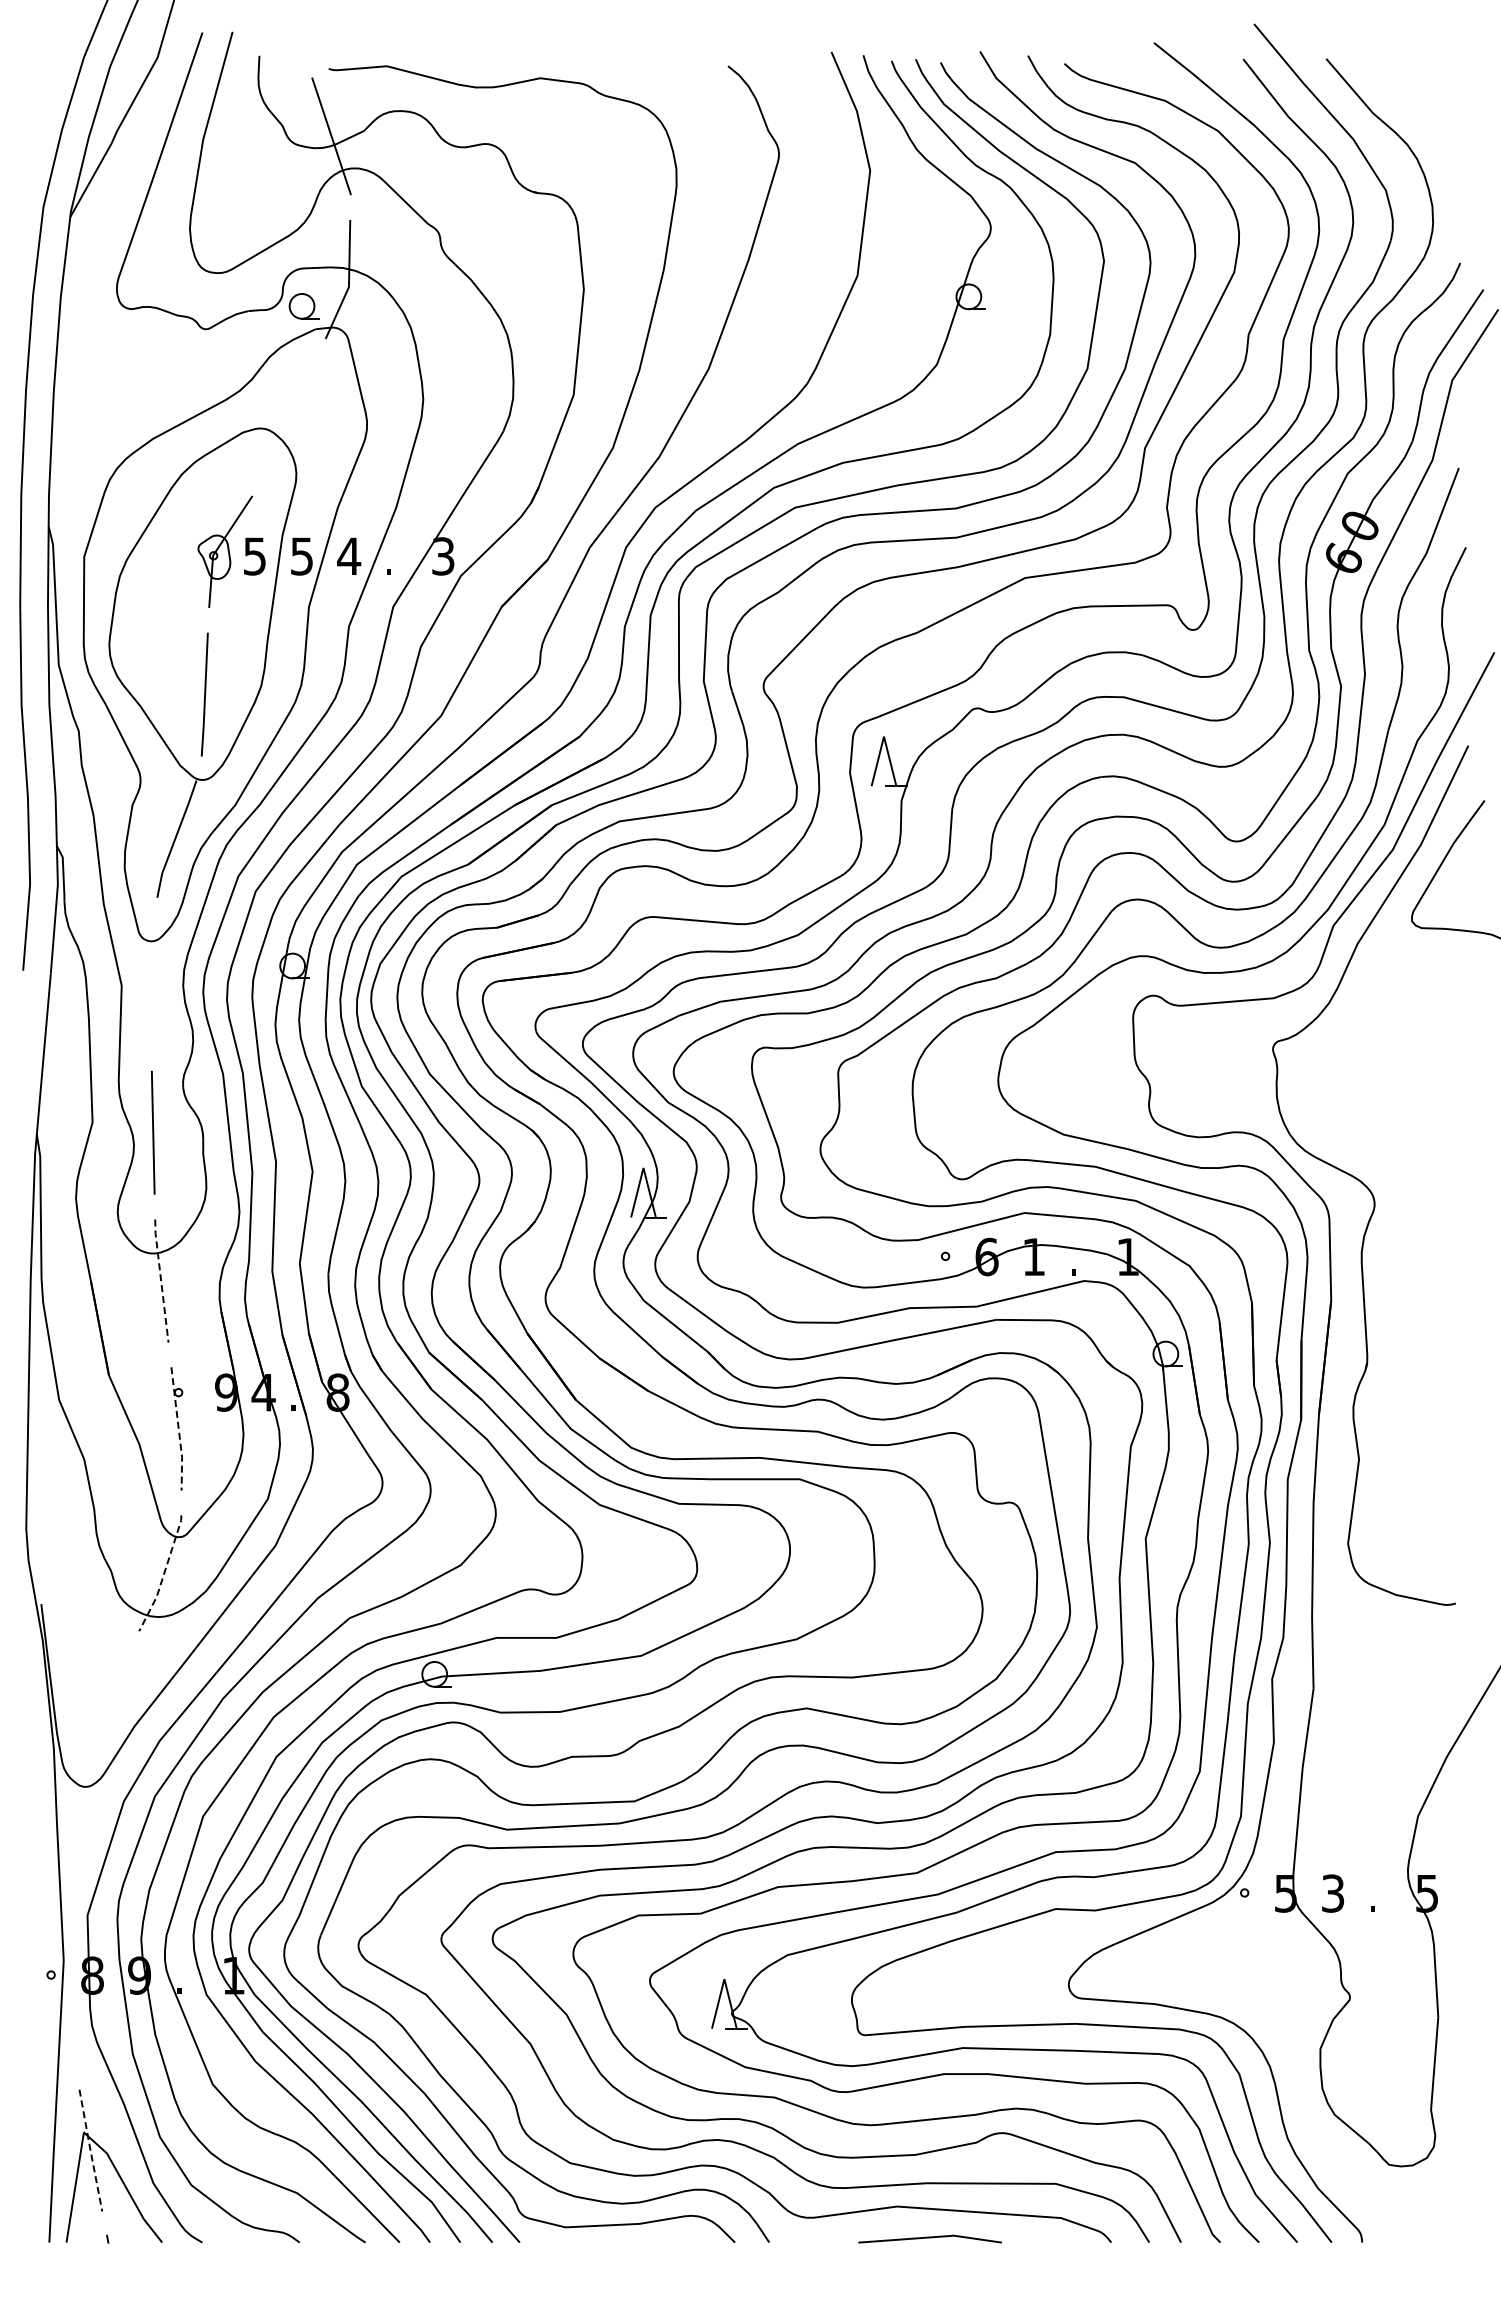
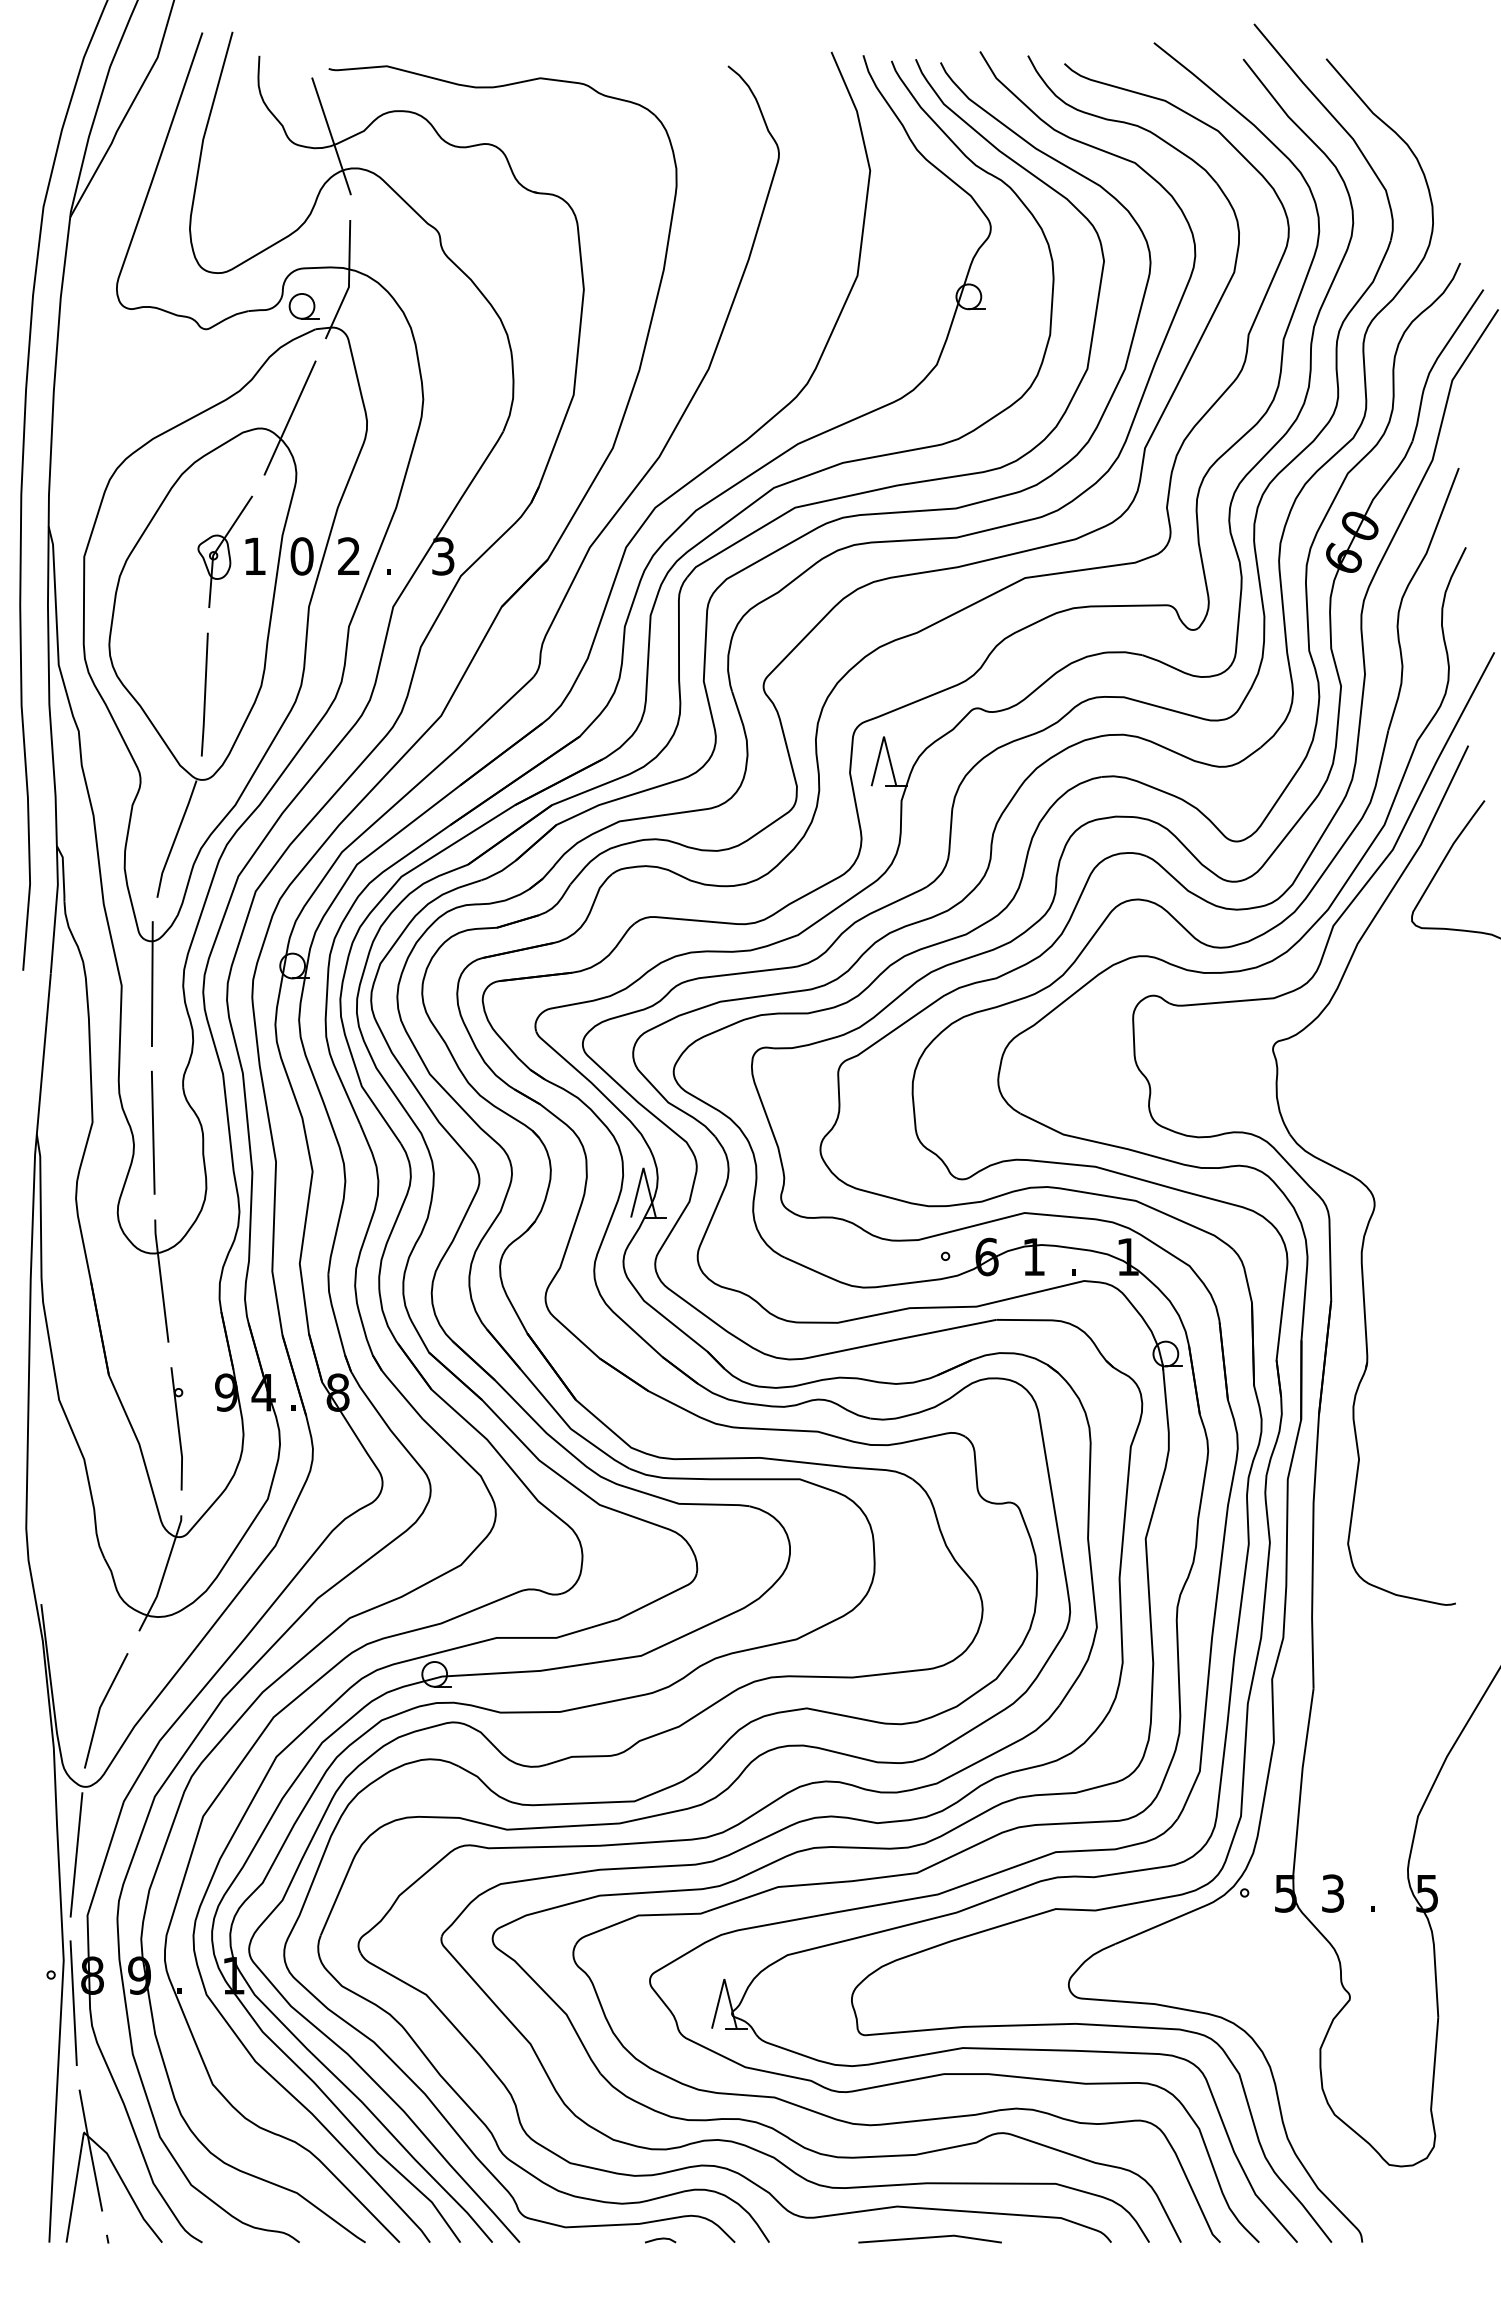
line: none -> present (289, 417)
text: 4 -> 2 (349, 555)
text: 5 -> 1 (254, 556)
text: 5 -> 0 (301, 556)
line: none -> present (151, 984)
line: dashed -> solid (161, 1280)
line: dashed -> solid (178, 1429)
line: dashed -> solid (164, 1574)
line: none -> present (101, 1707)
line: none -> present (76, 1854)
line: none -> present (73, 2003)
line: dashed -> solid (90, 2150)
line: none -> present (660, 2239)
